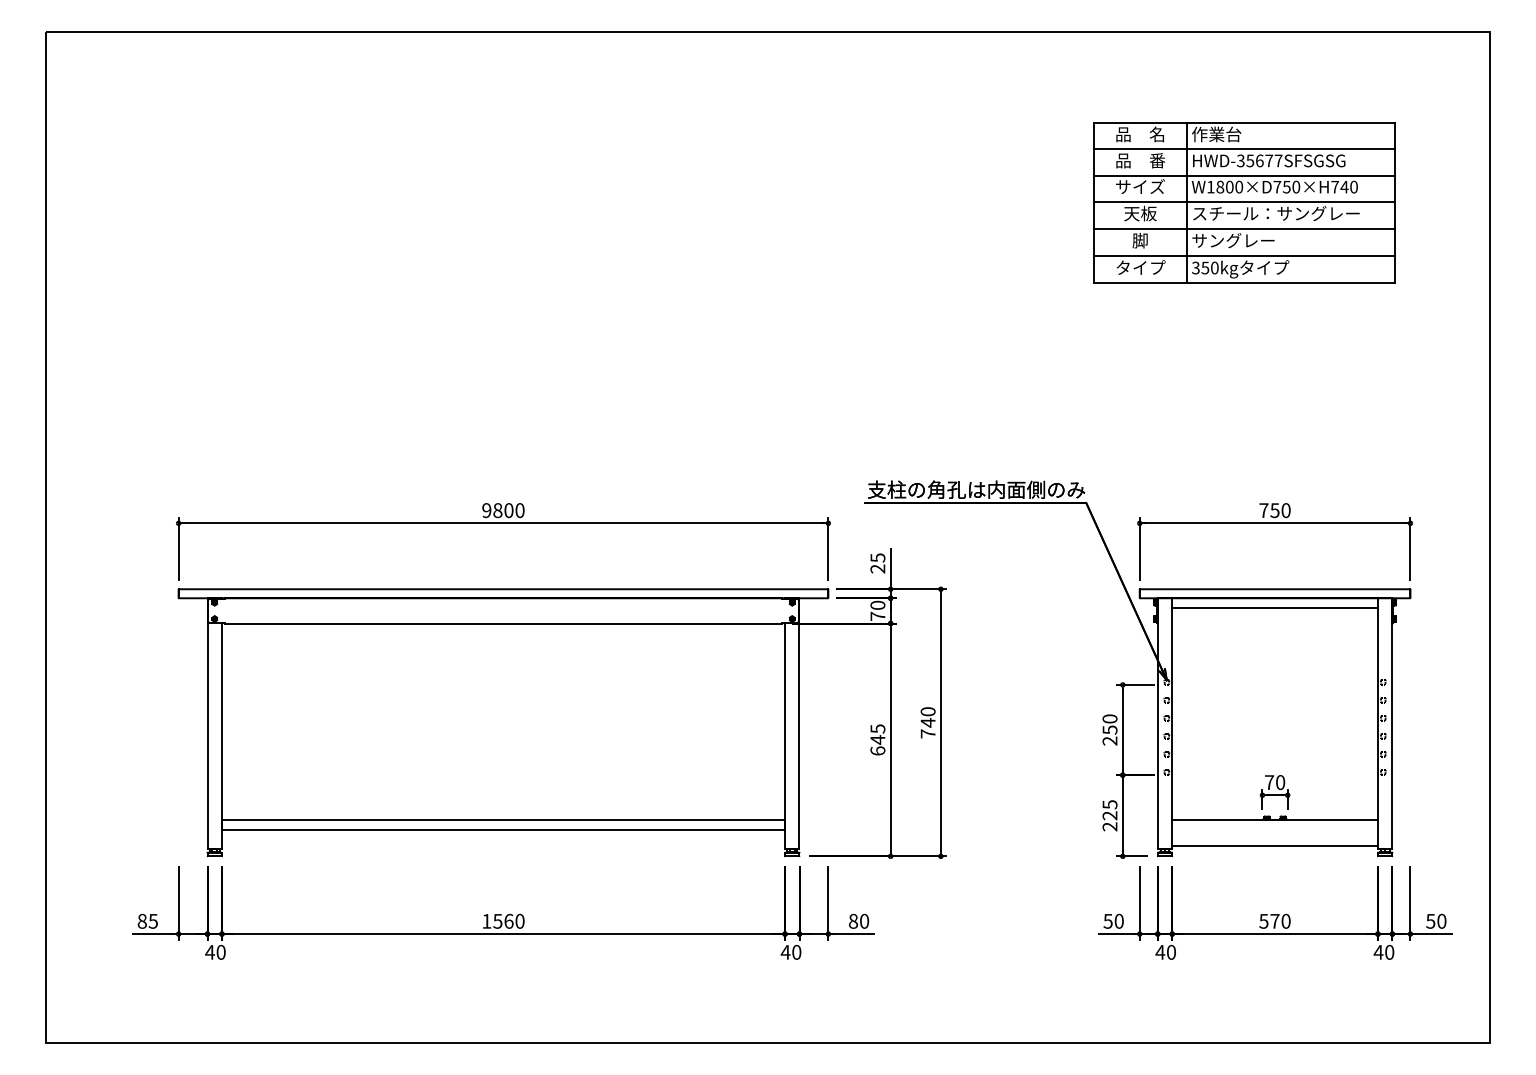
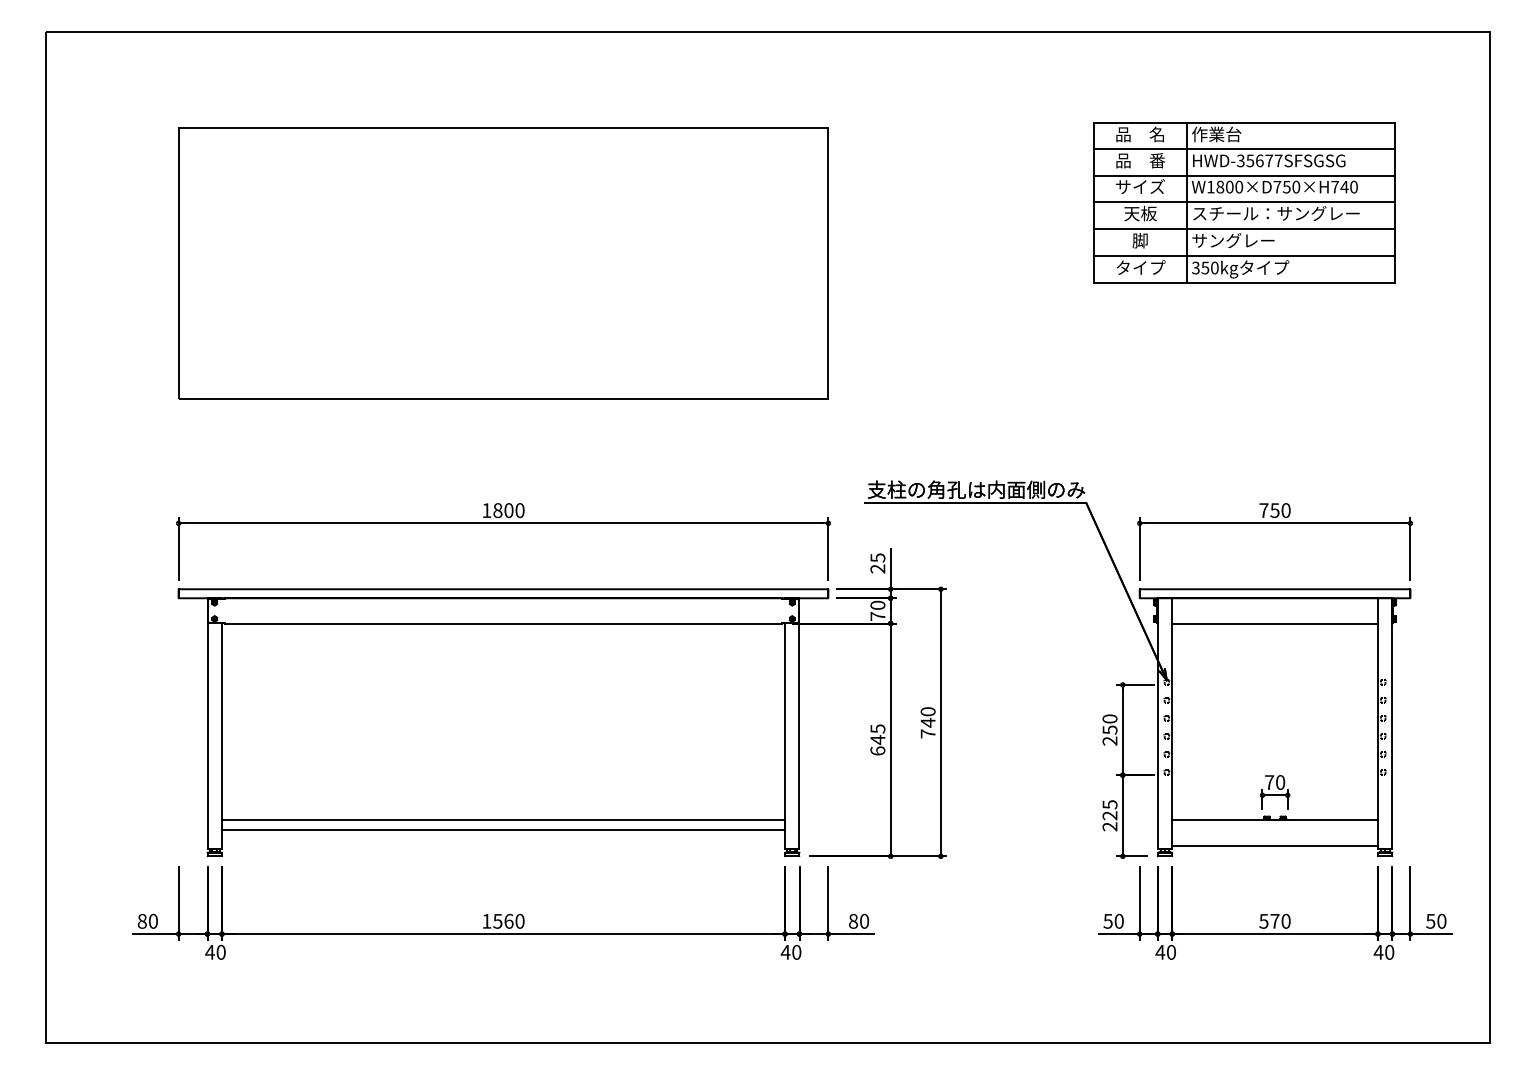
part: none -> present (503, 263)
text: 9800 -> 1800 (486, 510)
line position: (1274, 607) -> (1274, 623) (1274, 623)
text: 85 -> 80 (152, 920)
